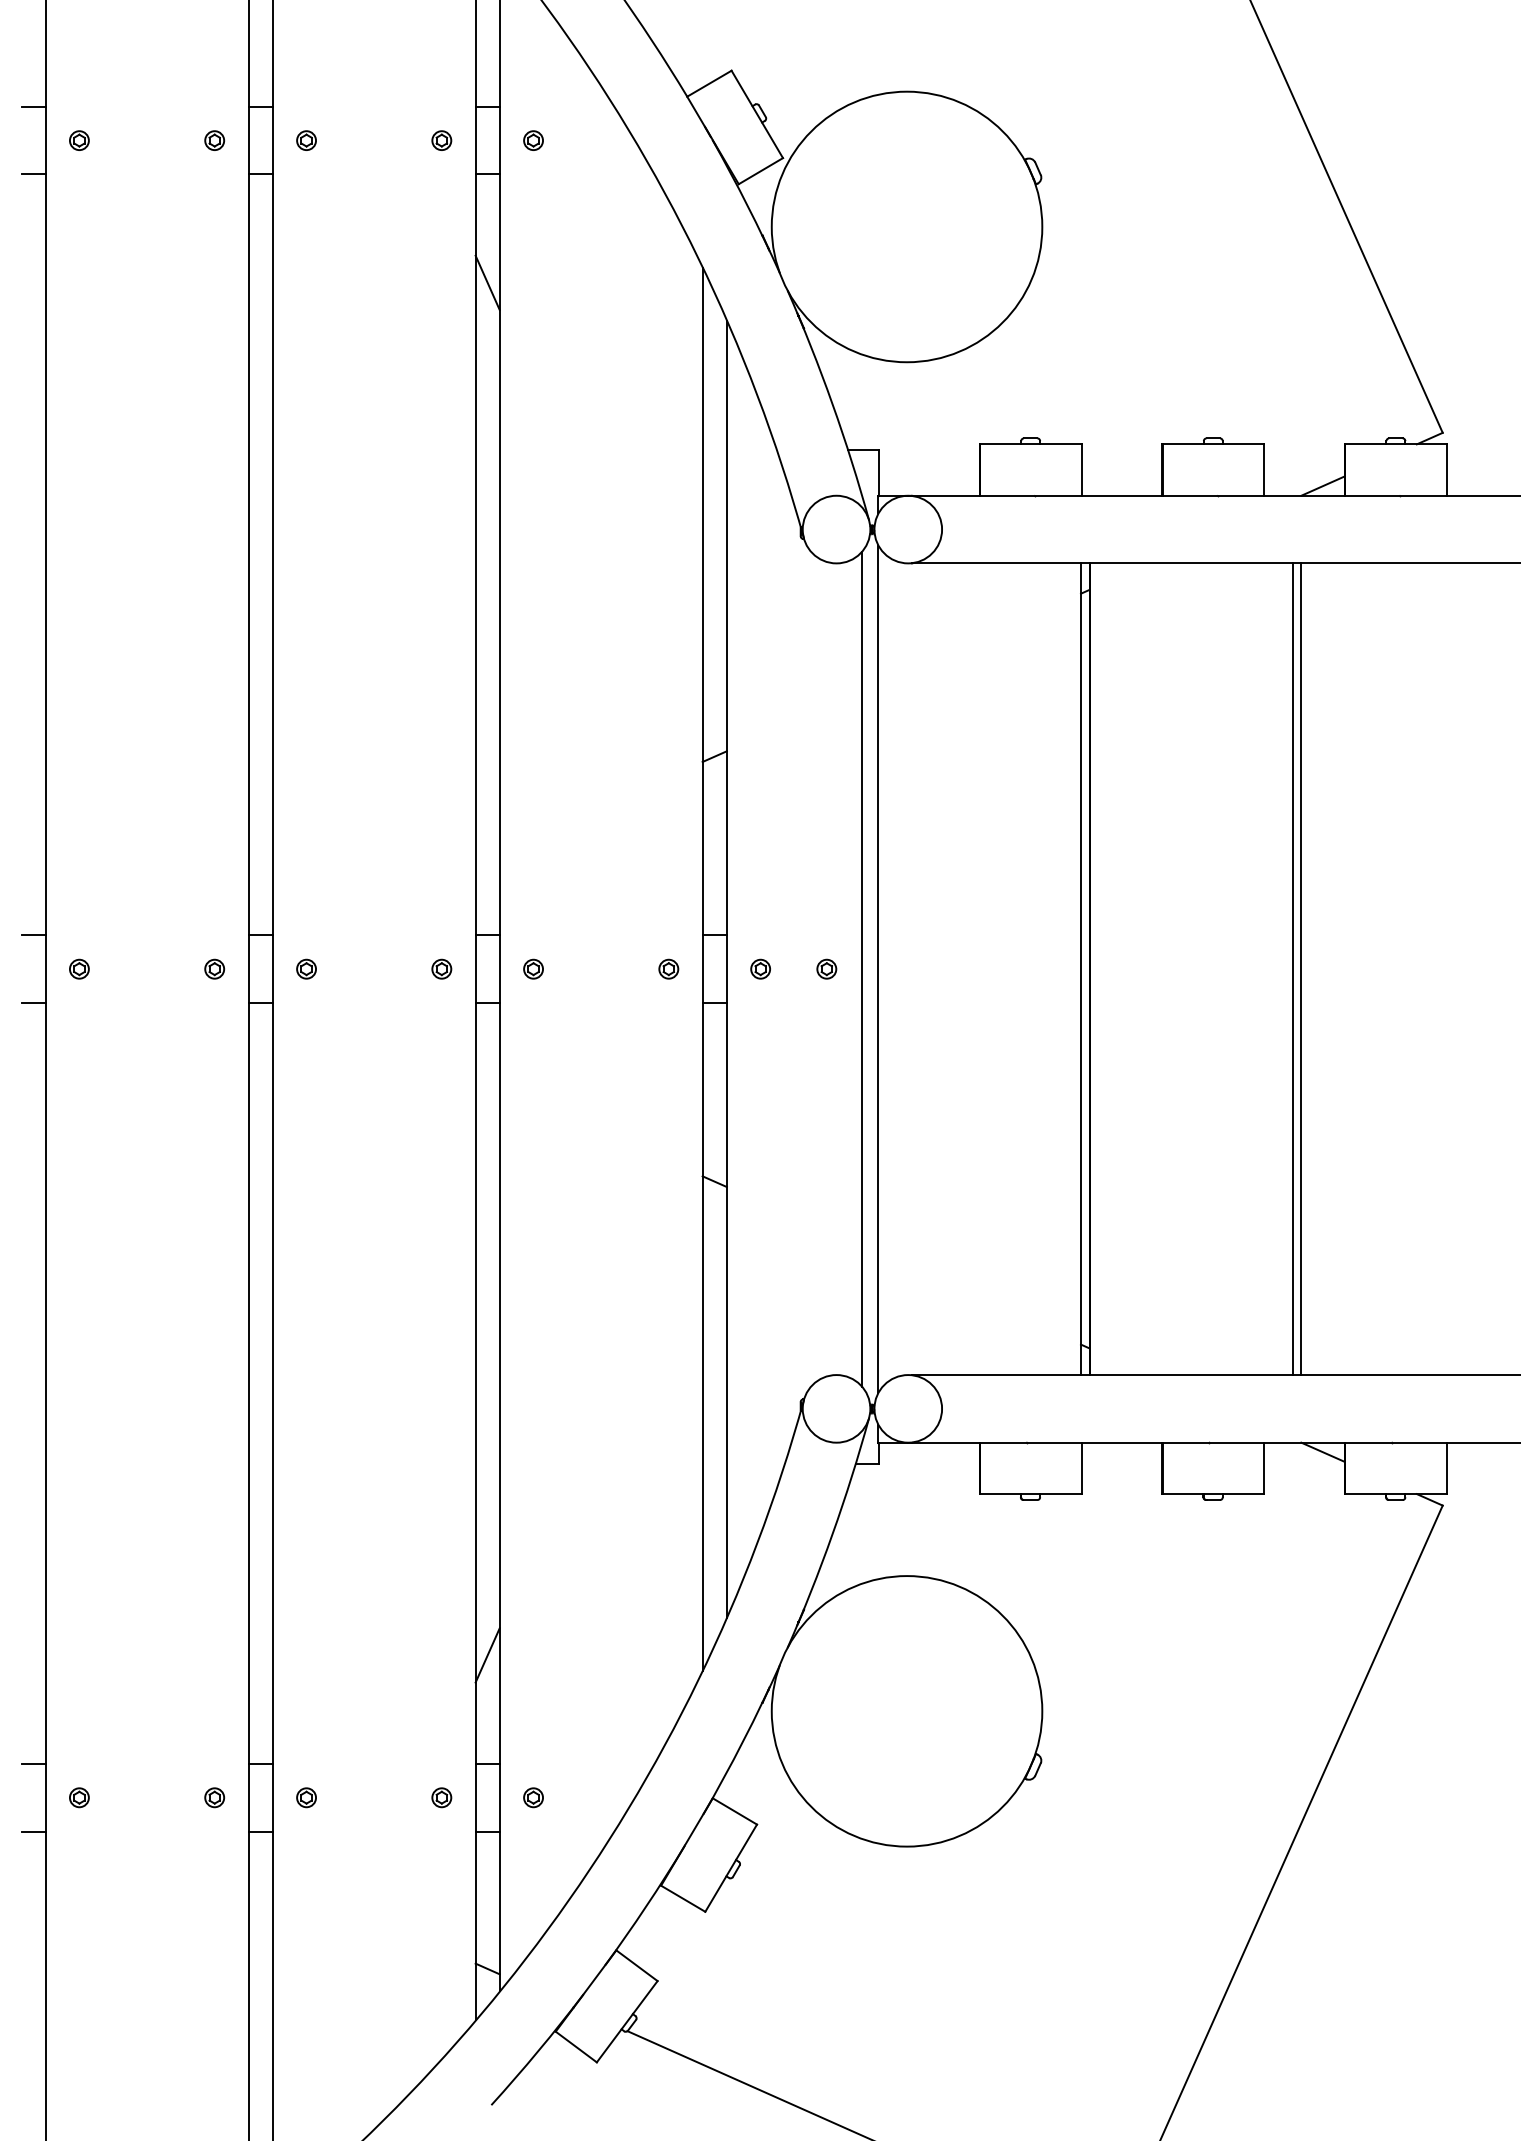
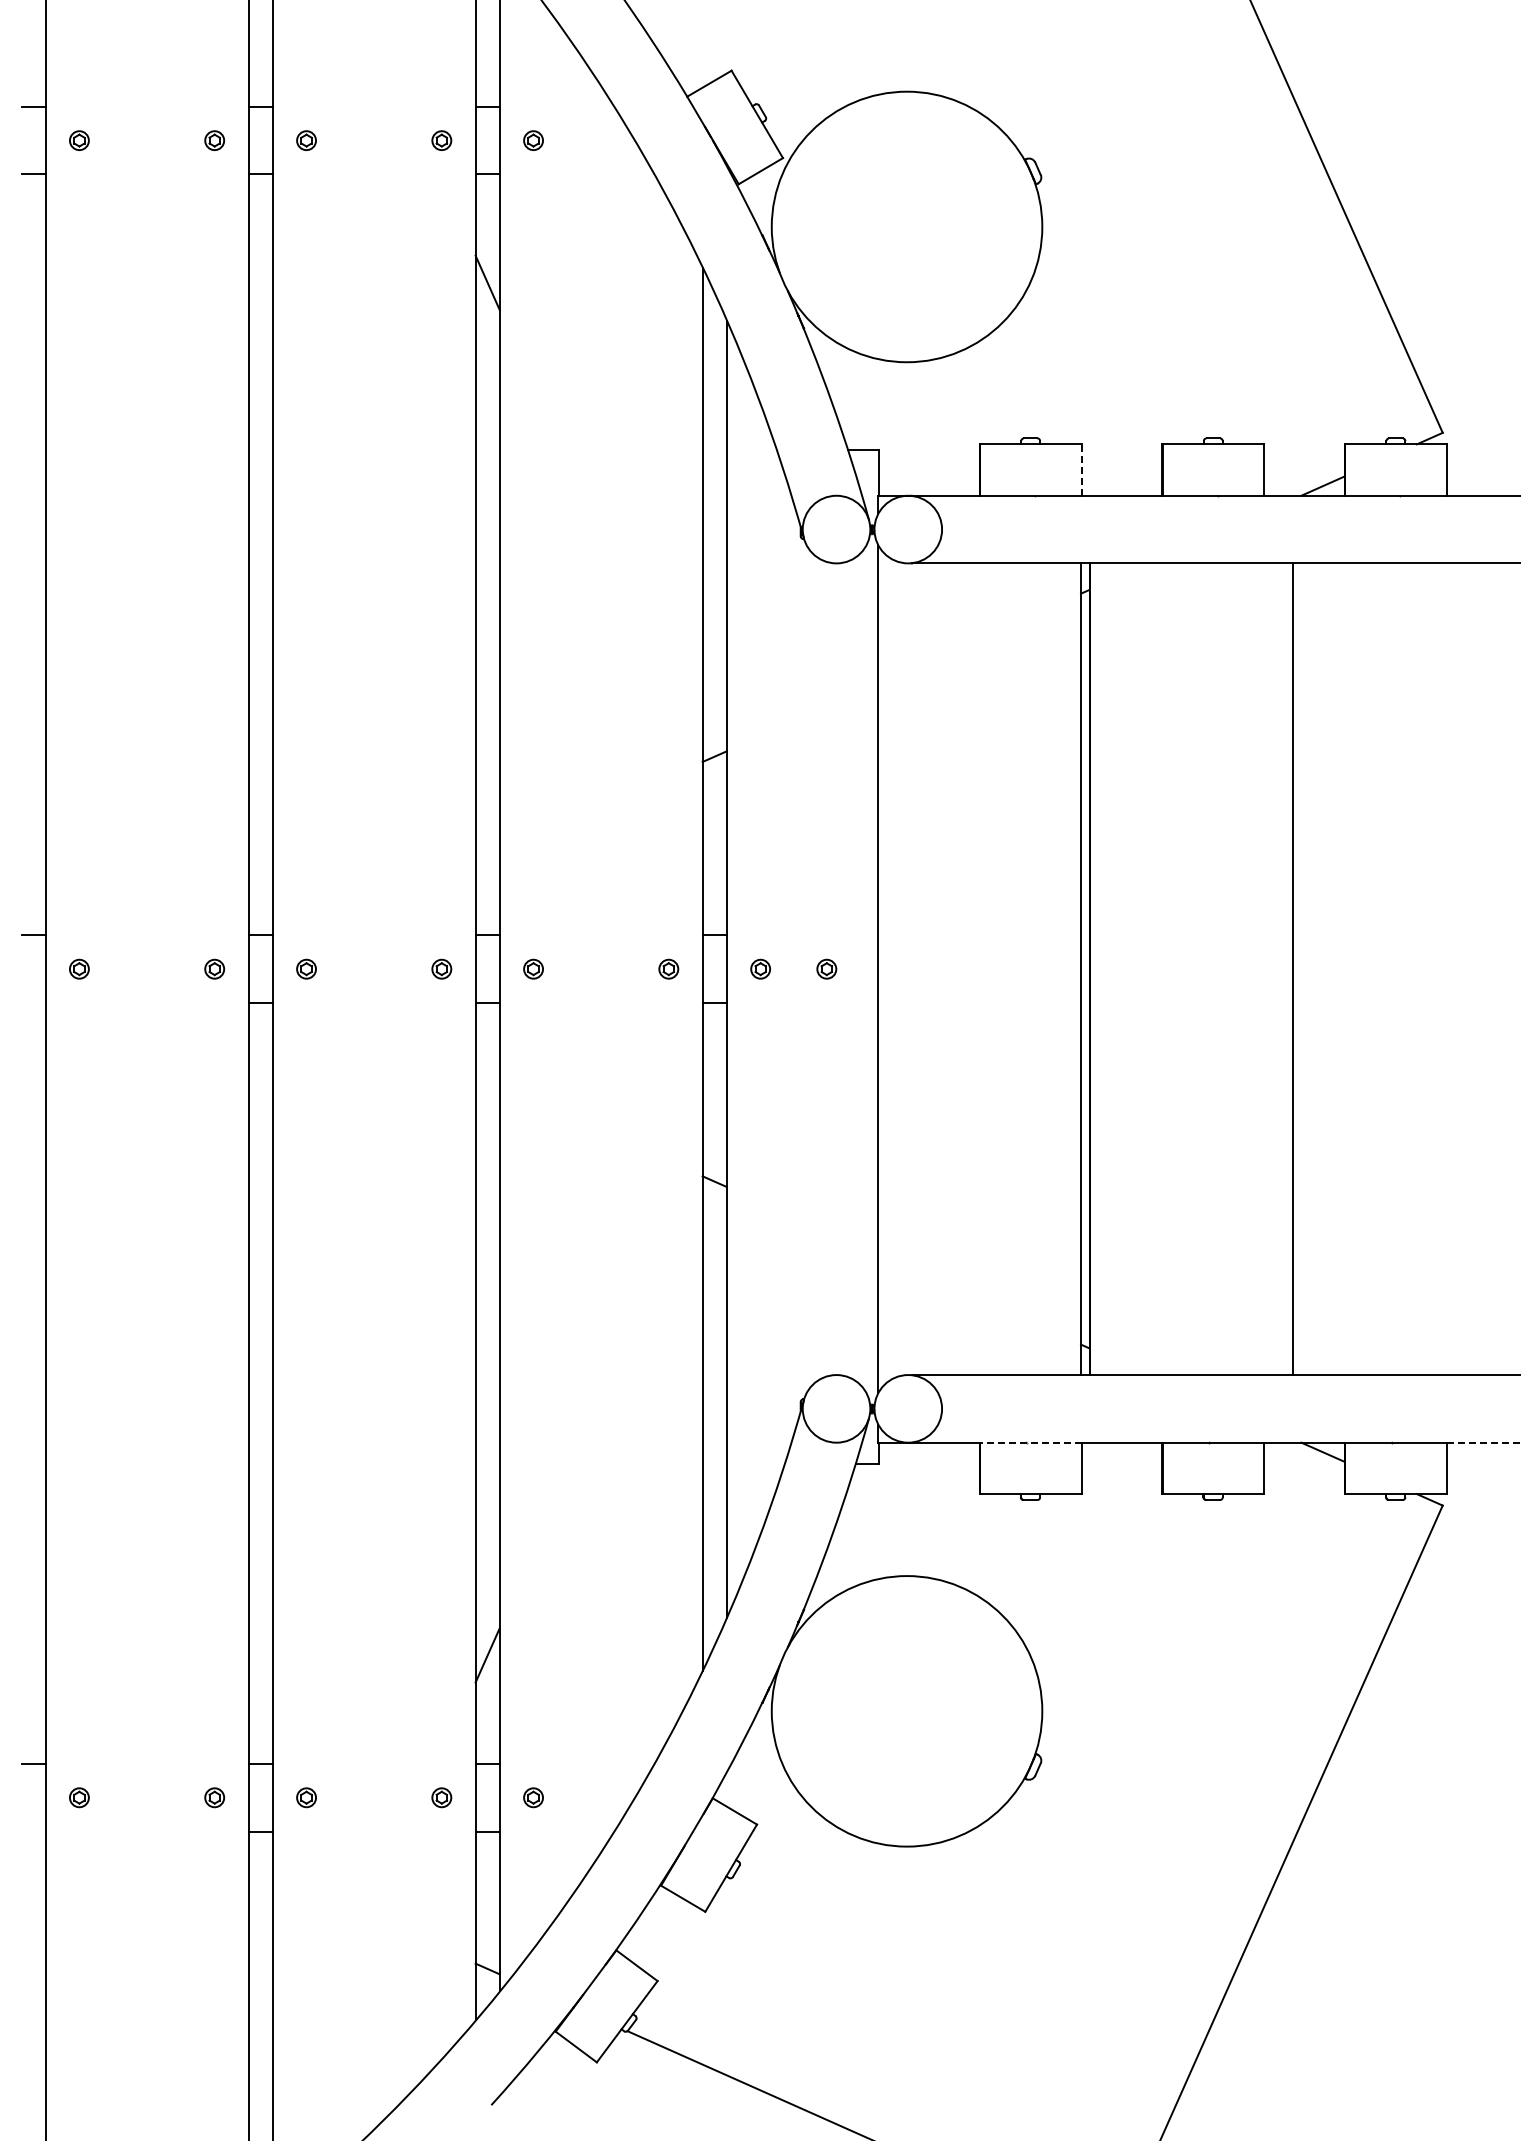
line: solid -> dashed (1081, 470)
line: present -> none (862, 968)
line: present -> none (1301, 969)
line: present -> none (33, 1003)
line: solid -> dashed (1030, 1442)
line: solid -> dashed (1484, 1442)
line: present -> none (33, 1831)
